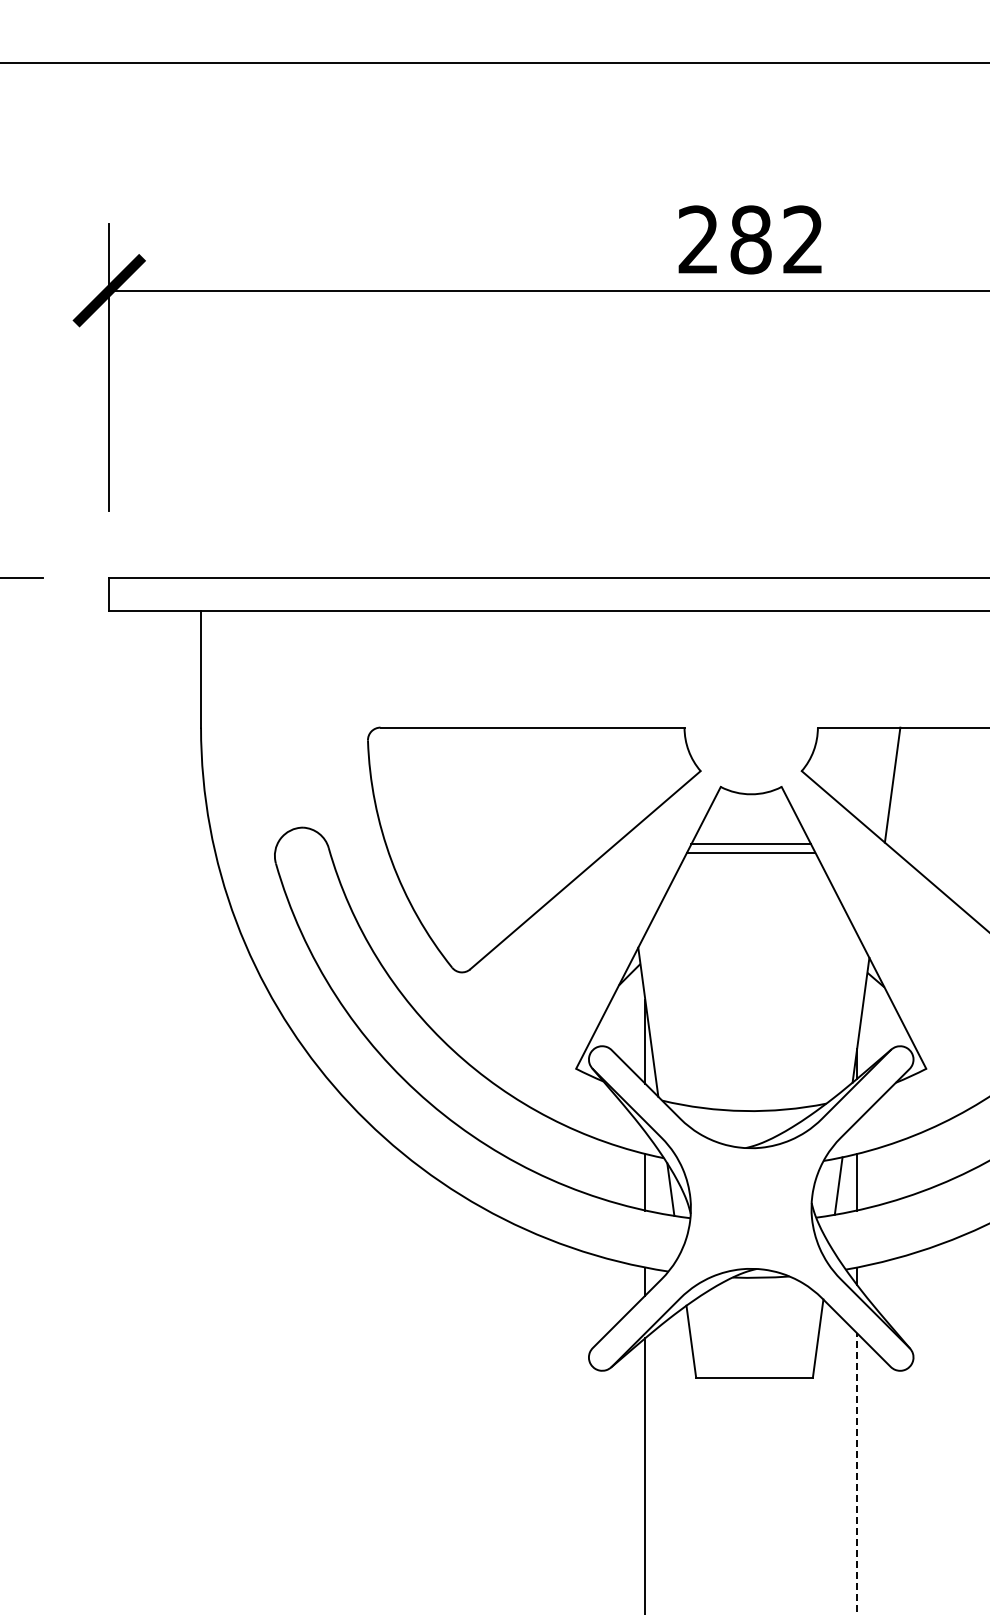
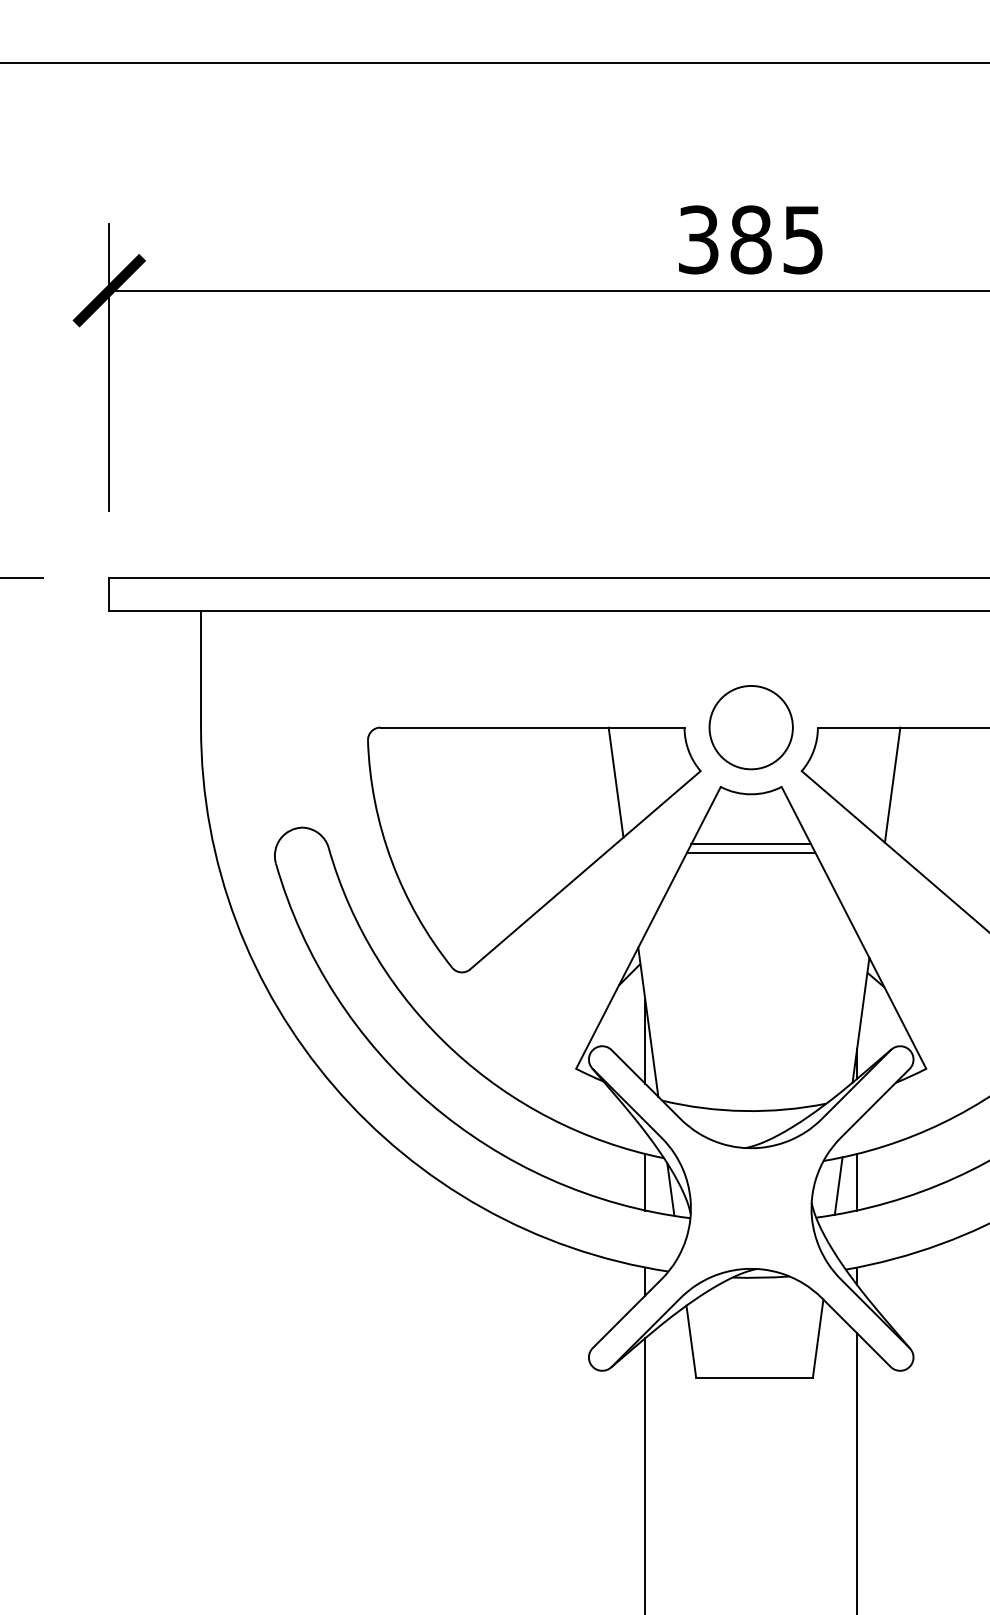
text: 282 -> 385 (750, 239)
circle: none -> present (750, 727)
line: none -> present (615, 782)
line: dashed -> solid (857, 1473)
